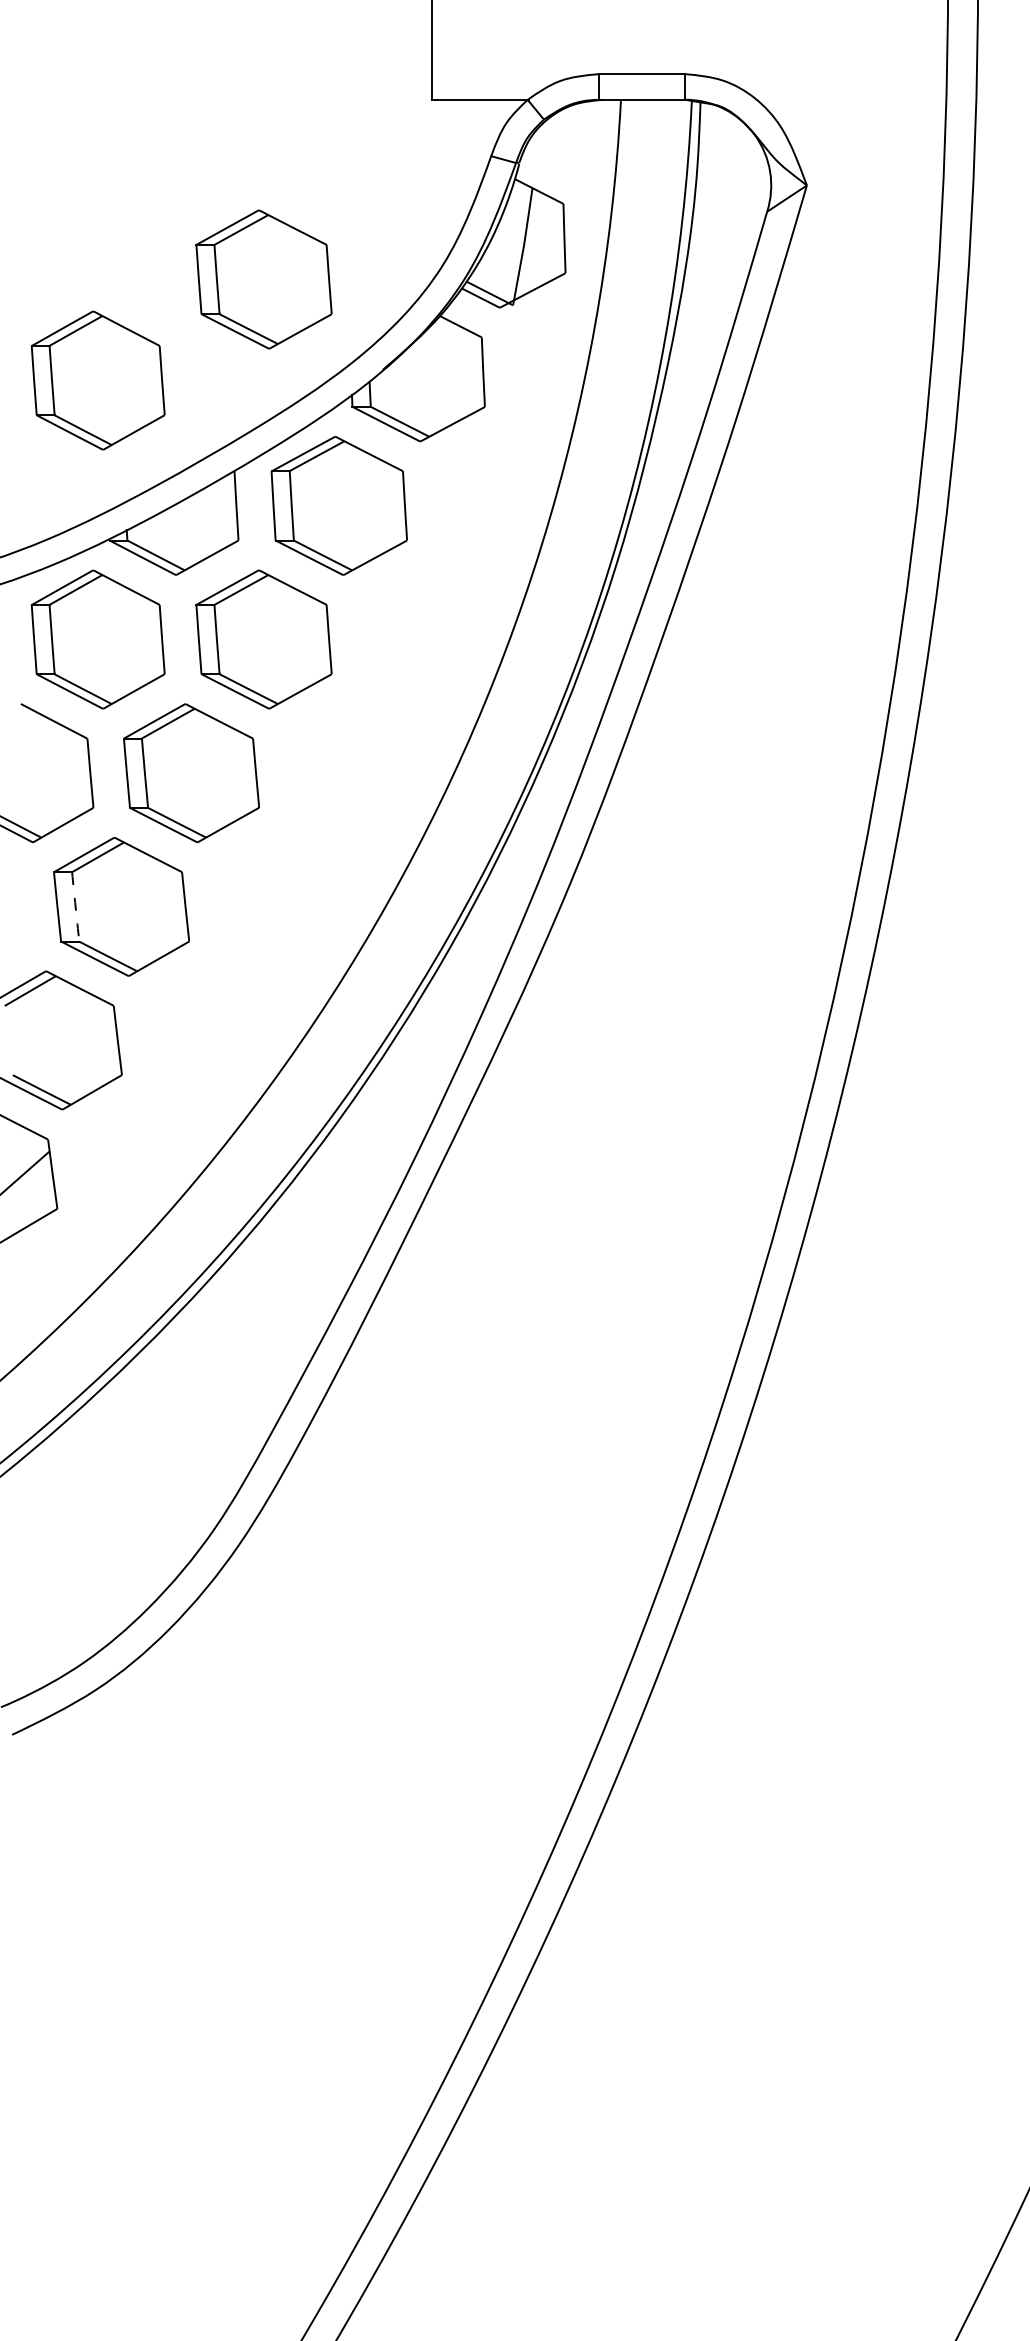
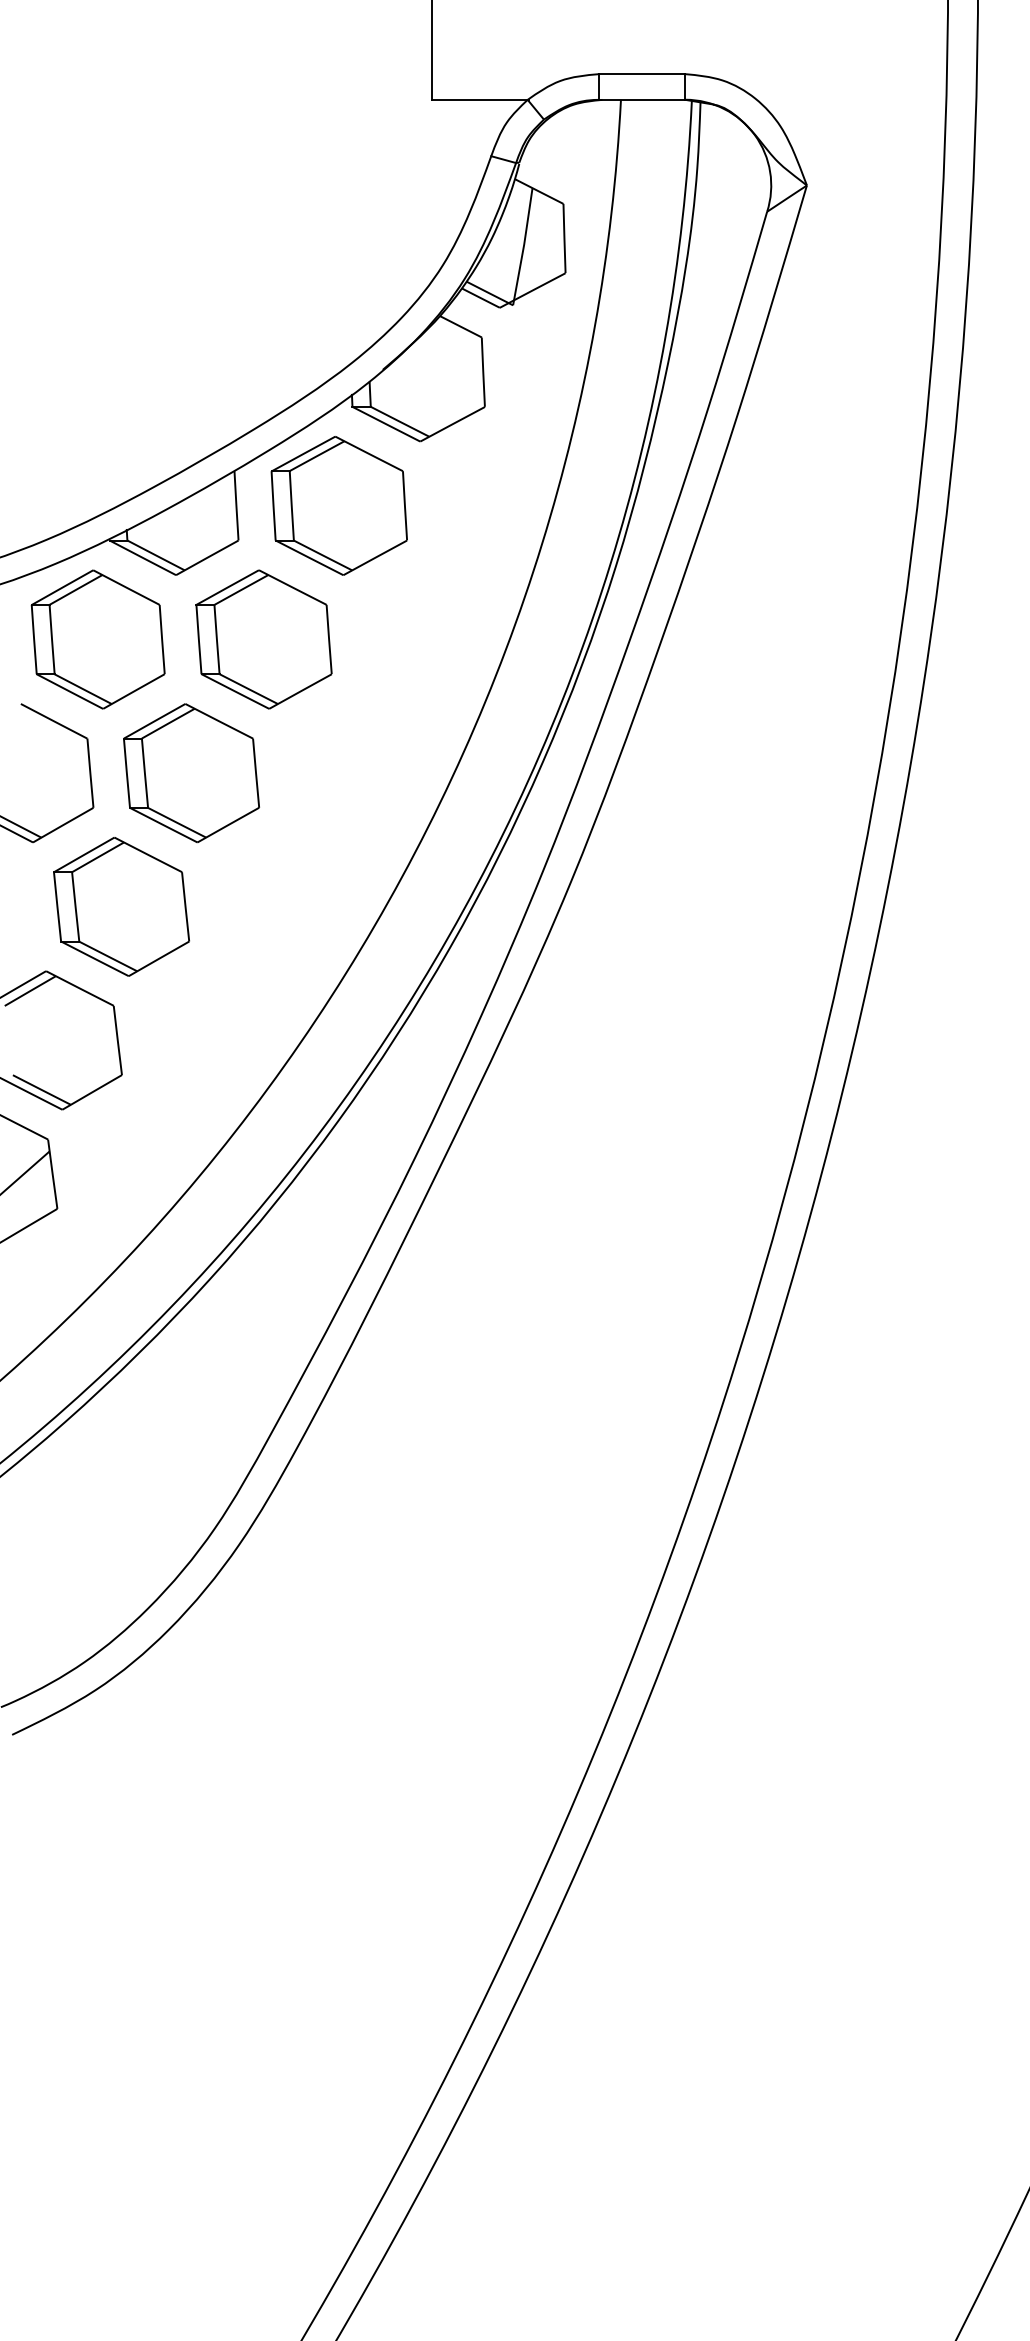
part: present -> none (263, 279)
part: present -> none (97, 380)
arc: dashed -> solid (75, 906)
